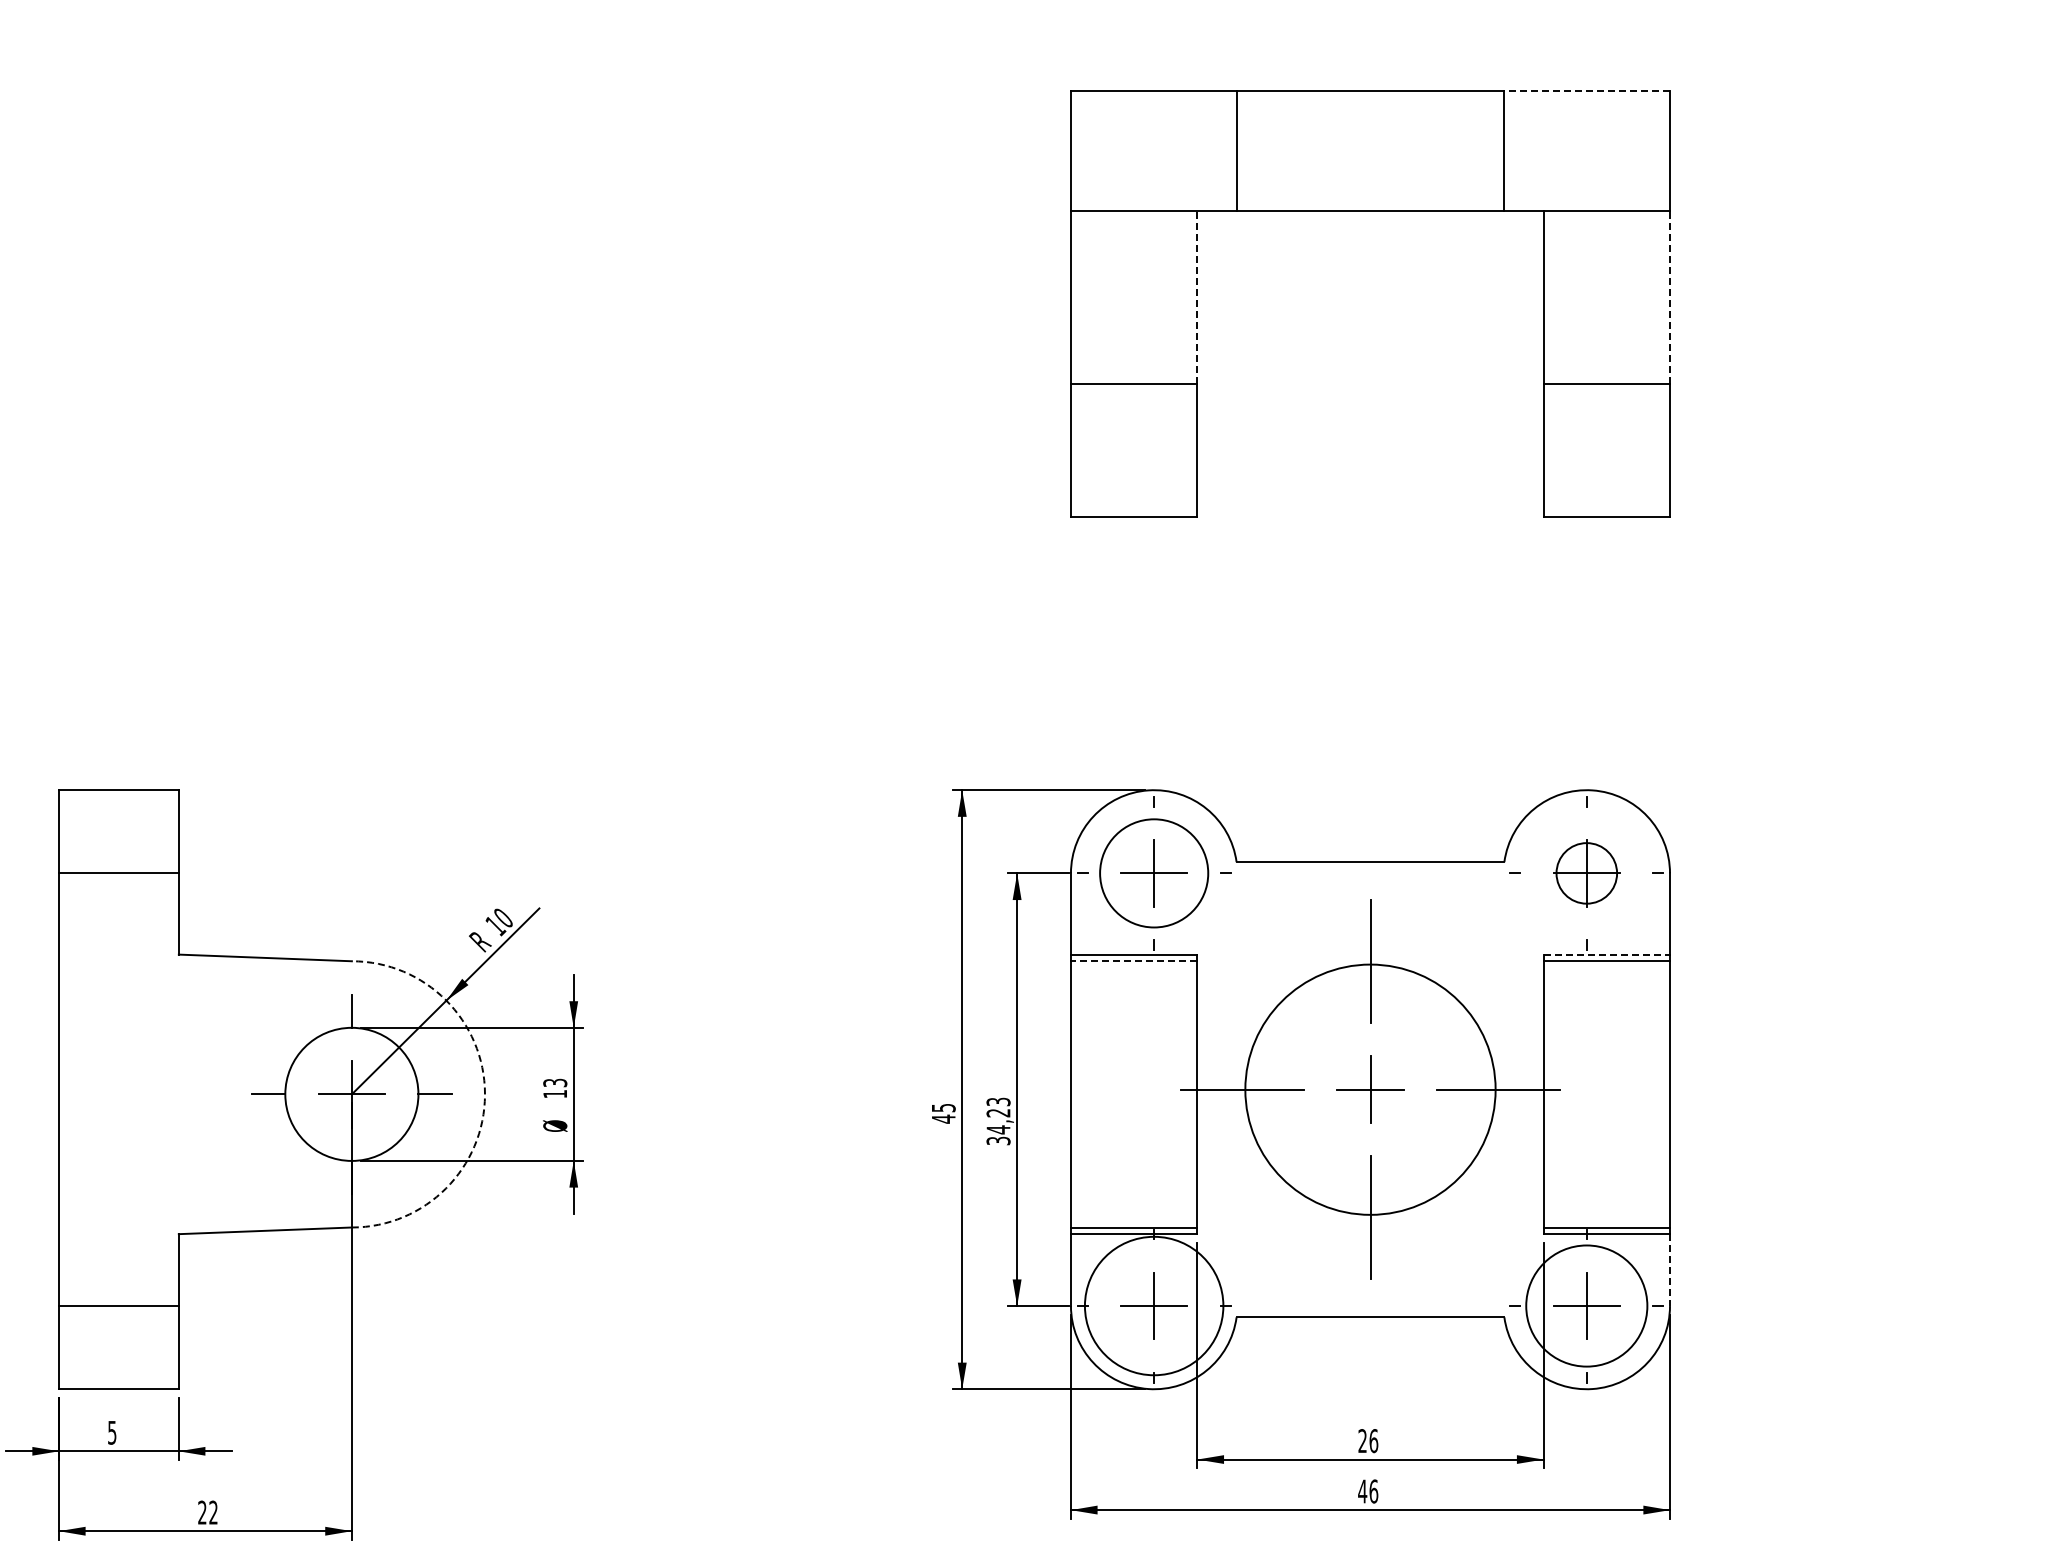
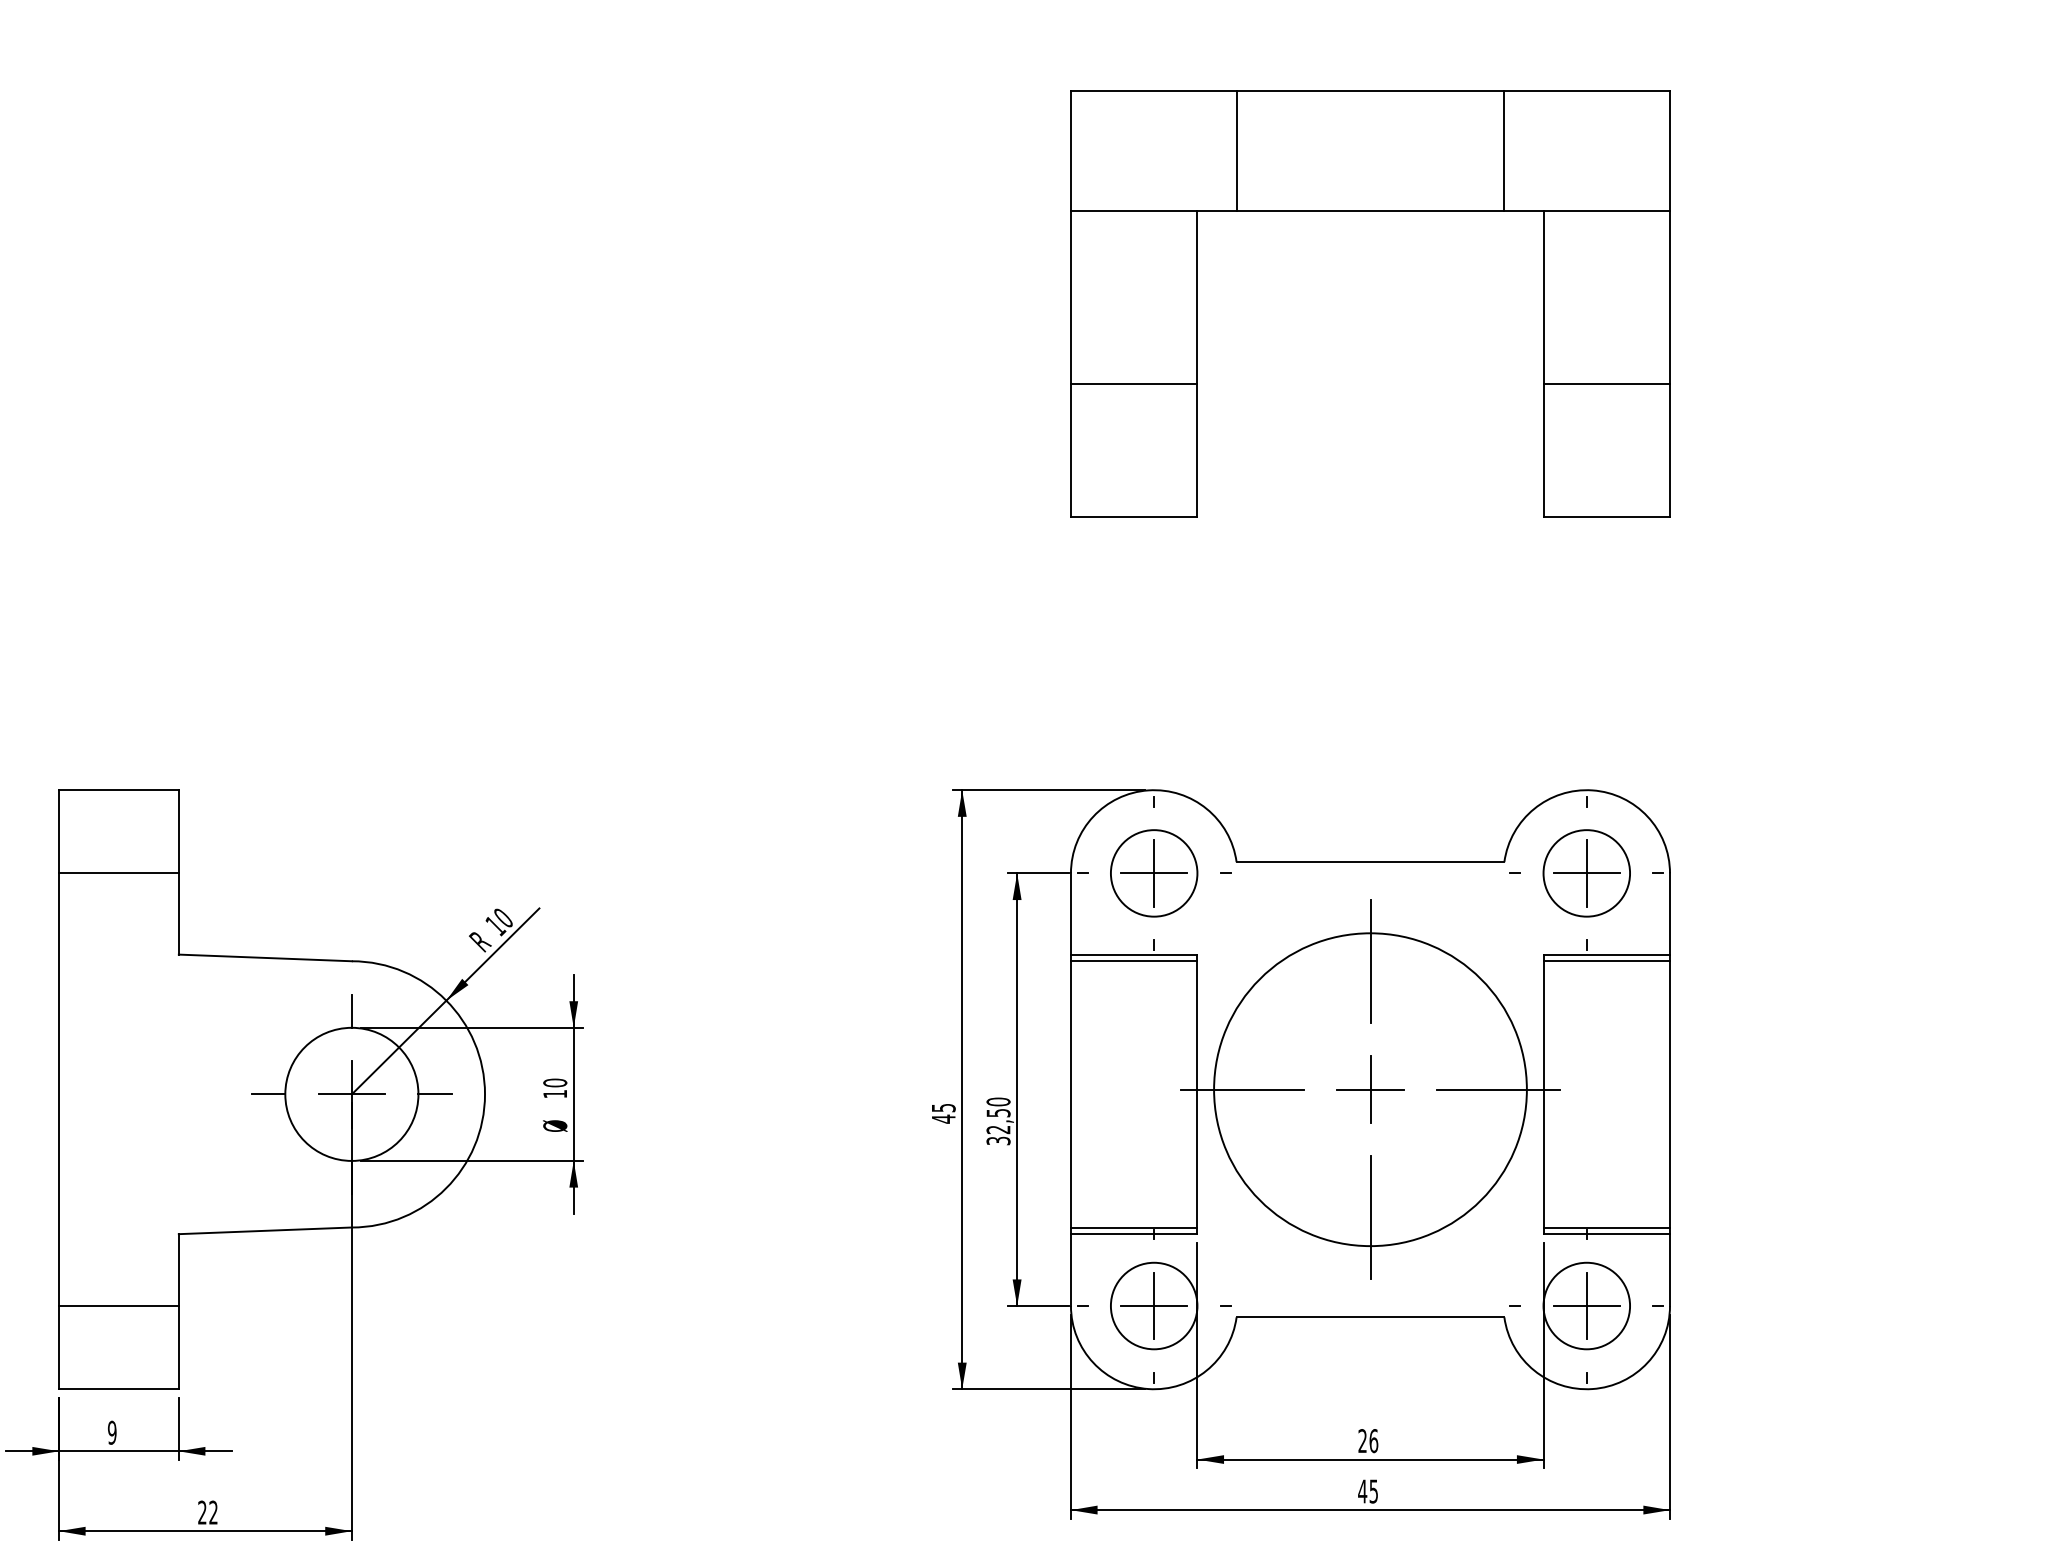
line: dashed -> solid (1587, 91)
line: dashed -> solid (1197, 297)
line: dashed -> solid (1670, 297)
circle diameter: 108 px -> 87 px (1153, 873)
circle diameter: 61 px -> 87 px (1586, 873)
line: dashed -> solid (1607, 954)
line: dashed -> solid (1133, 961)
text: 13 -> 10 (555, 1082)
circle diameter: 250 px -> 313 px (1370, 1089)
arc: dashed -> solid (485, 1094)
text: 34,23 -> 32,50 (998, 1115)
line: dashed -> solid (1670, 1270)
circle diameter: 138 px -> 87 px (1153, 1305)
circle diameter: 121 px -> 87 px (1586, 1305)
text: 5 -> 9 (111, 1432)
text: 46 -> 45 (1373, 1491)
